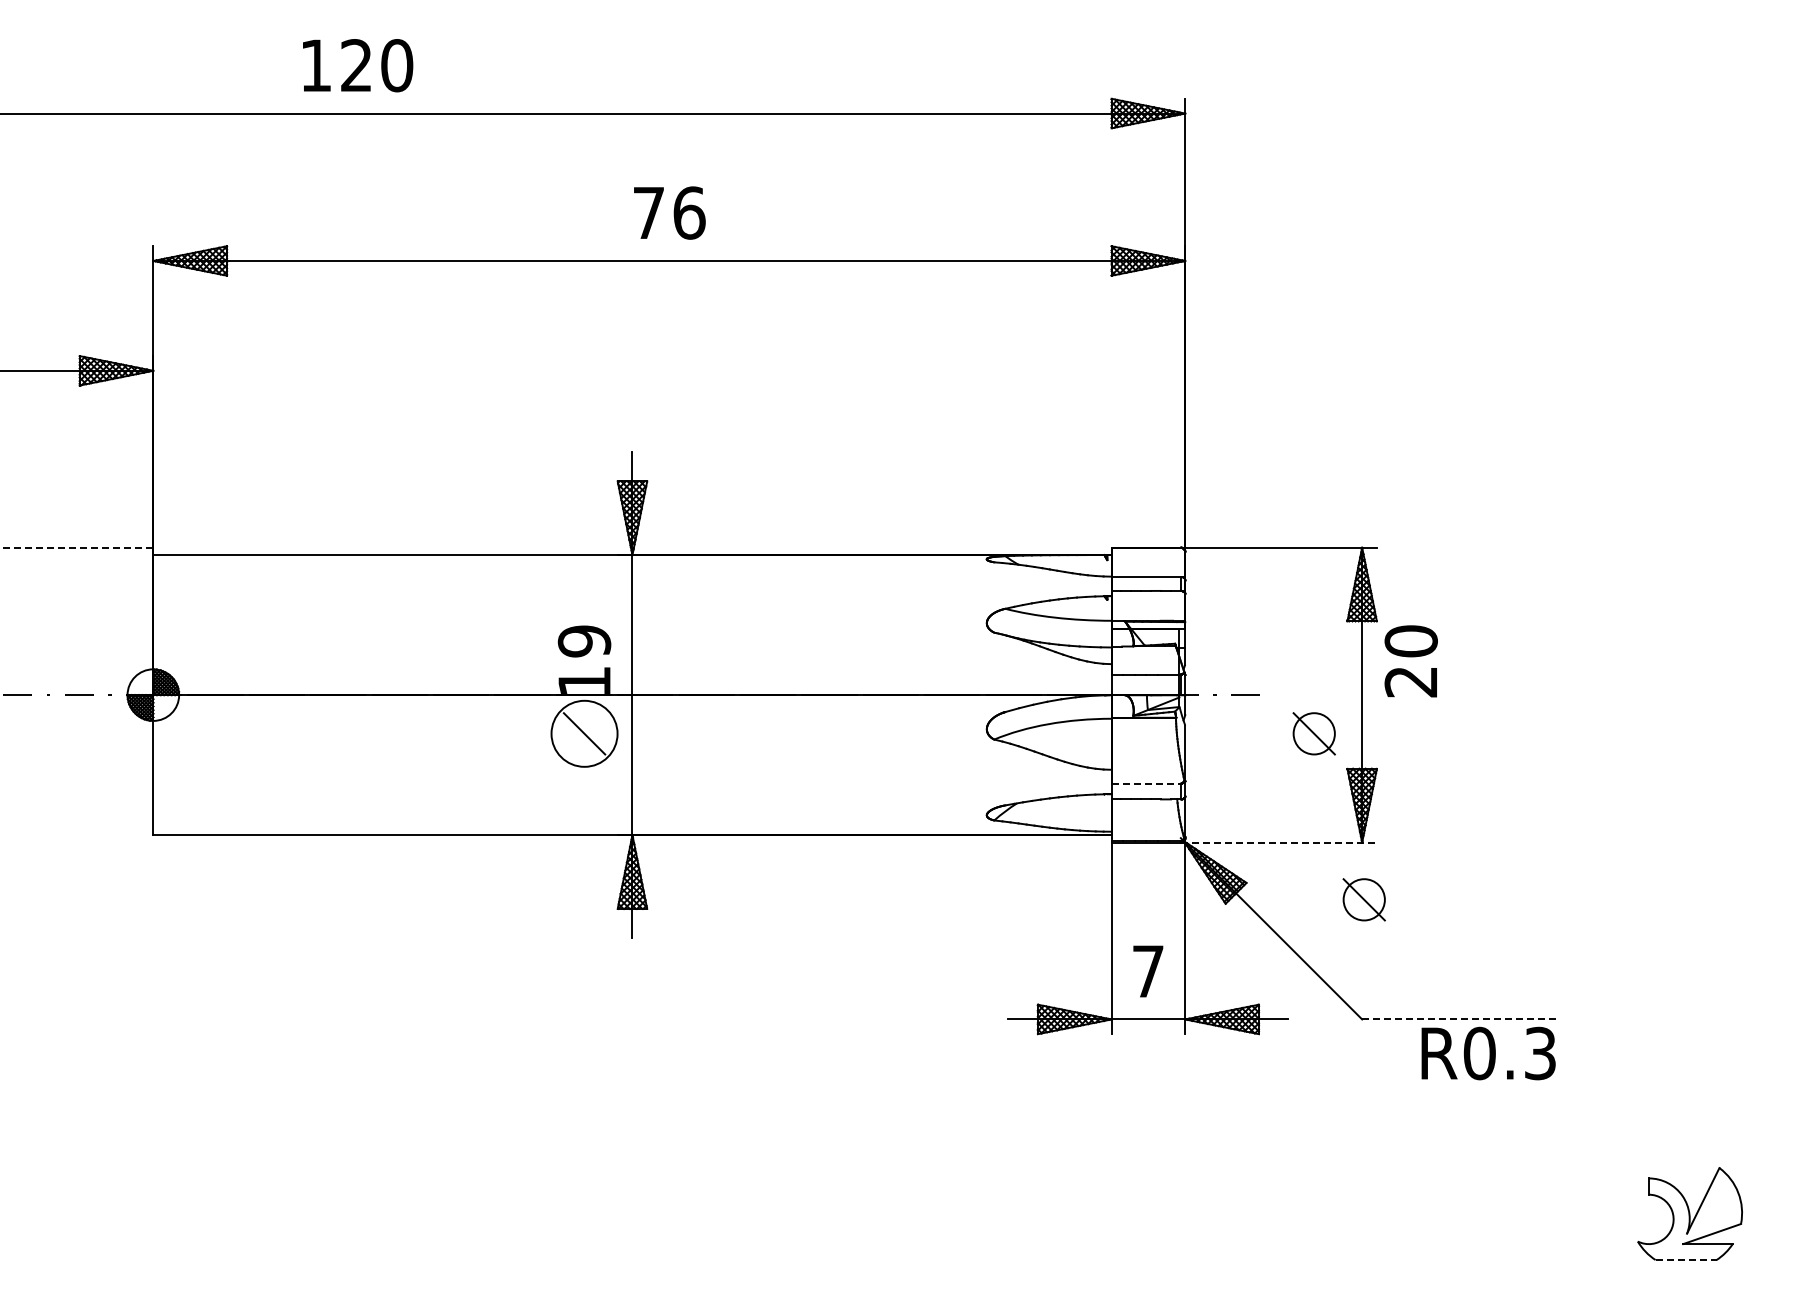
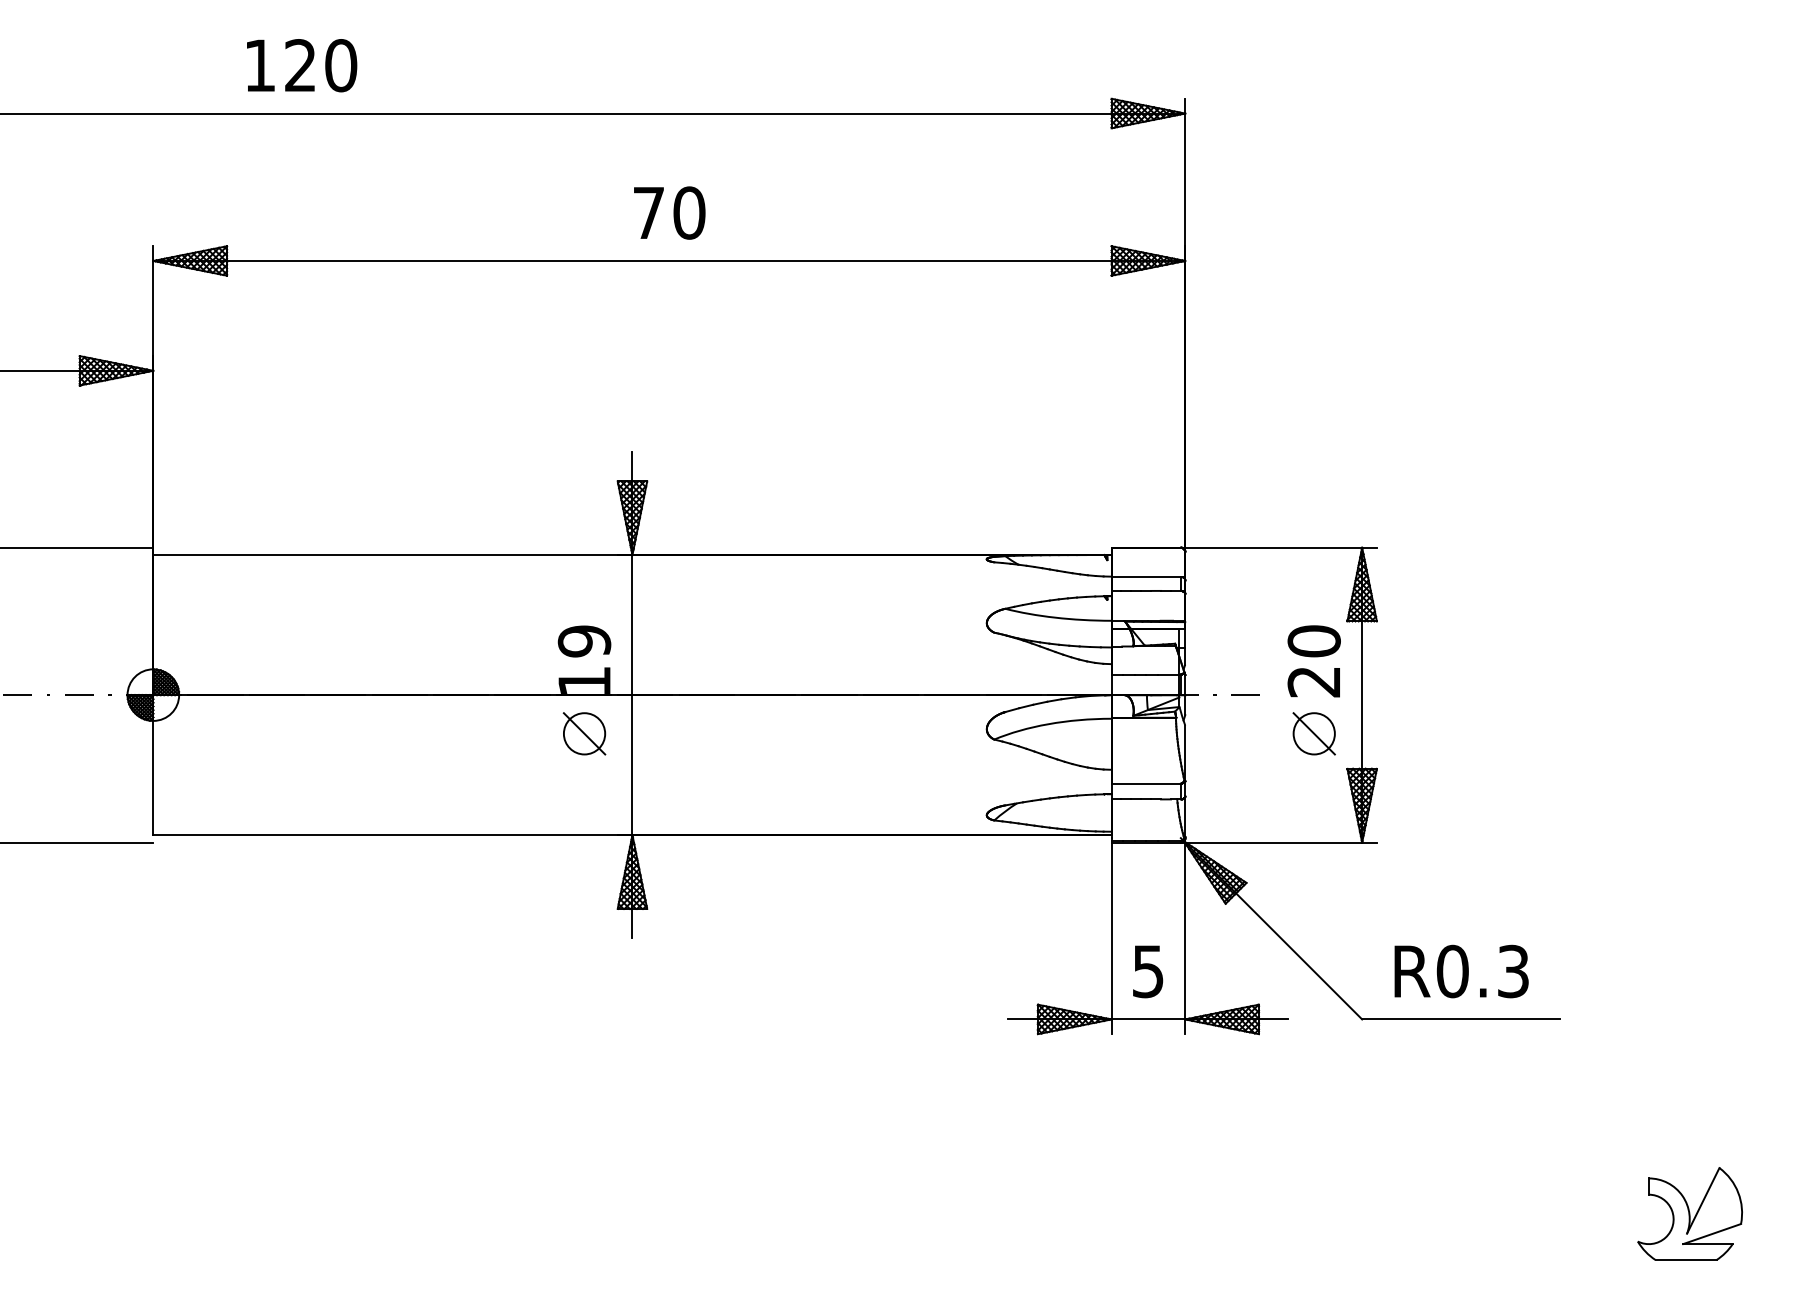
text position: (358, 65) -> (302, 65) (302, 65)
text: 76 -> 70 (689, 212)
line: dashed -> solid (76, 547)
text position: (1410, 661) -> (1313, 661) (1313, 661)
circle diameter: 66 px -> 41 px (584, 733)
line: dashed -> solid (1146, 783)
line: none -> present (77, 842)
line: dashed -> solid (1279, 842)
part: present -> none (1363, 899)
text: 7 -> 5 (1148, 971)
line: dashed -> solid (1461, 1019)
text position: (1488, 1053) -> (1461, 971) (1461, 971)
line: dashed -> solid (1686, 1260)
